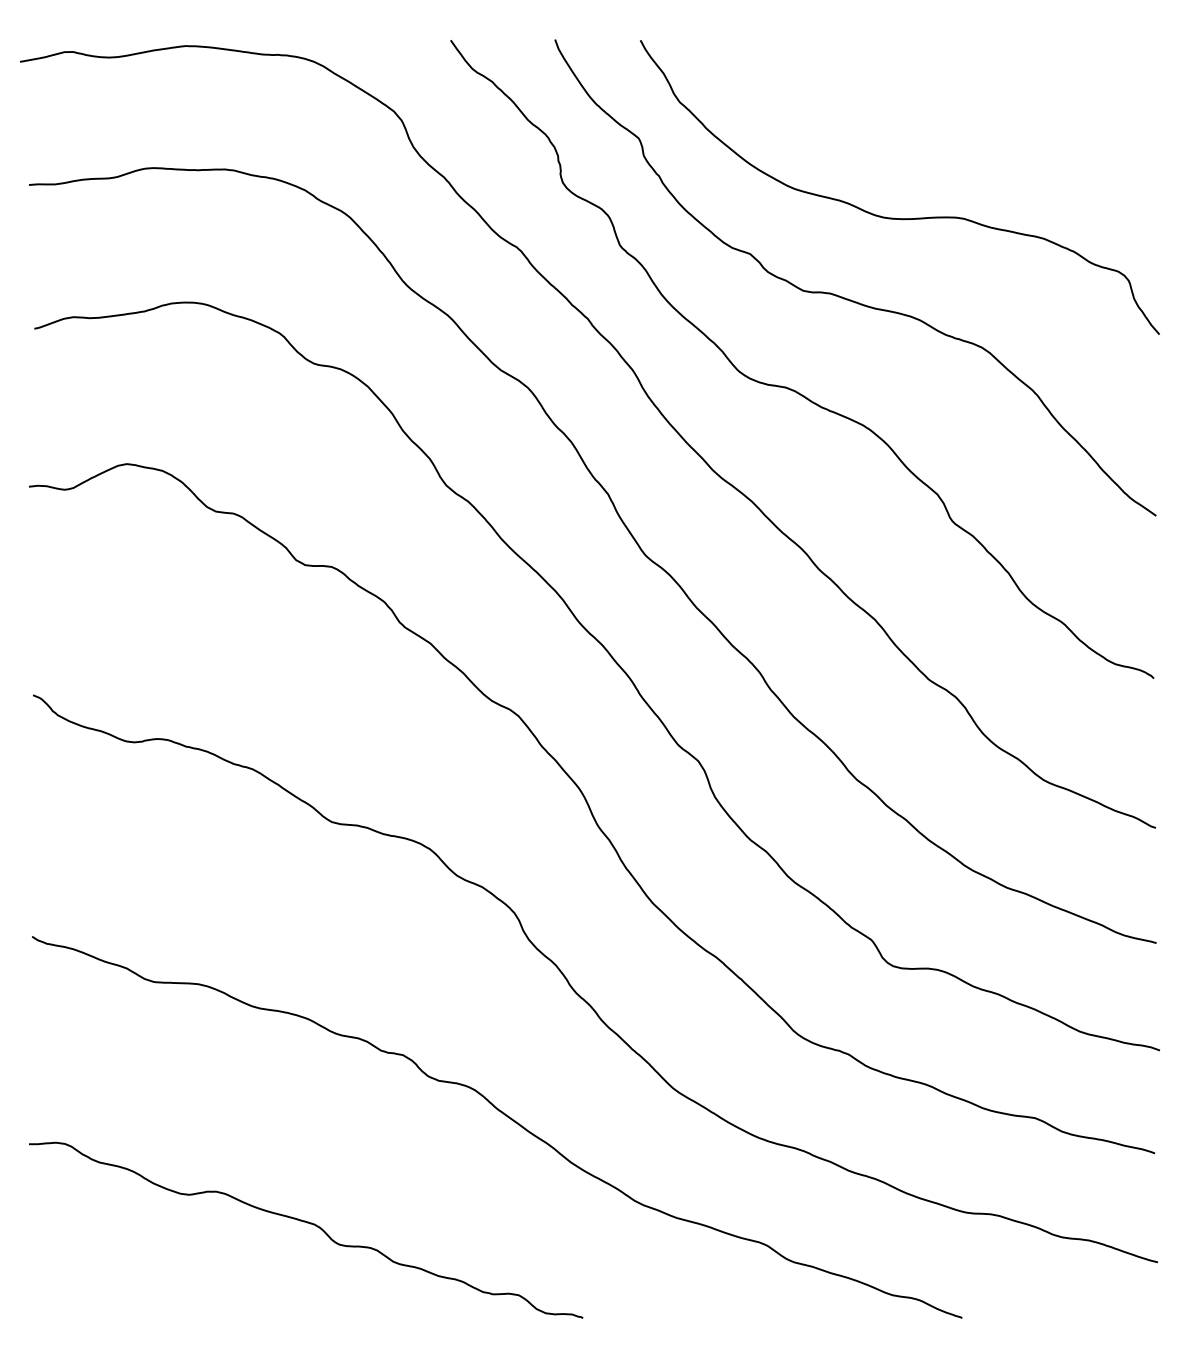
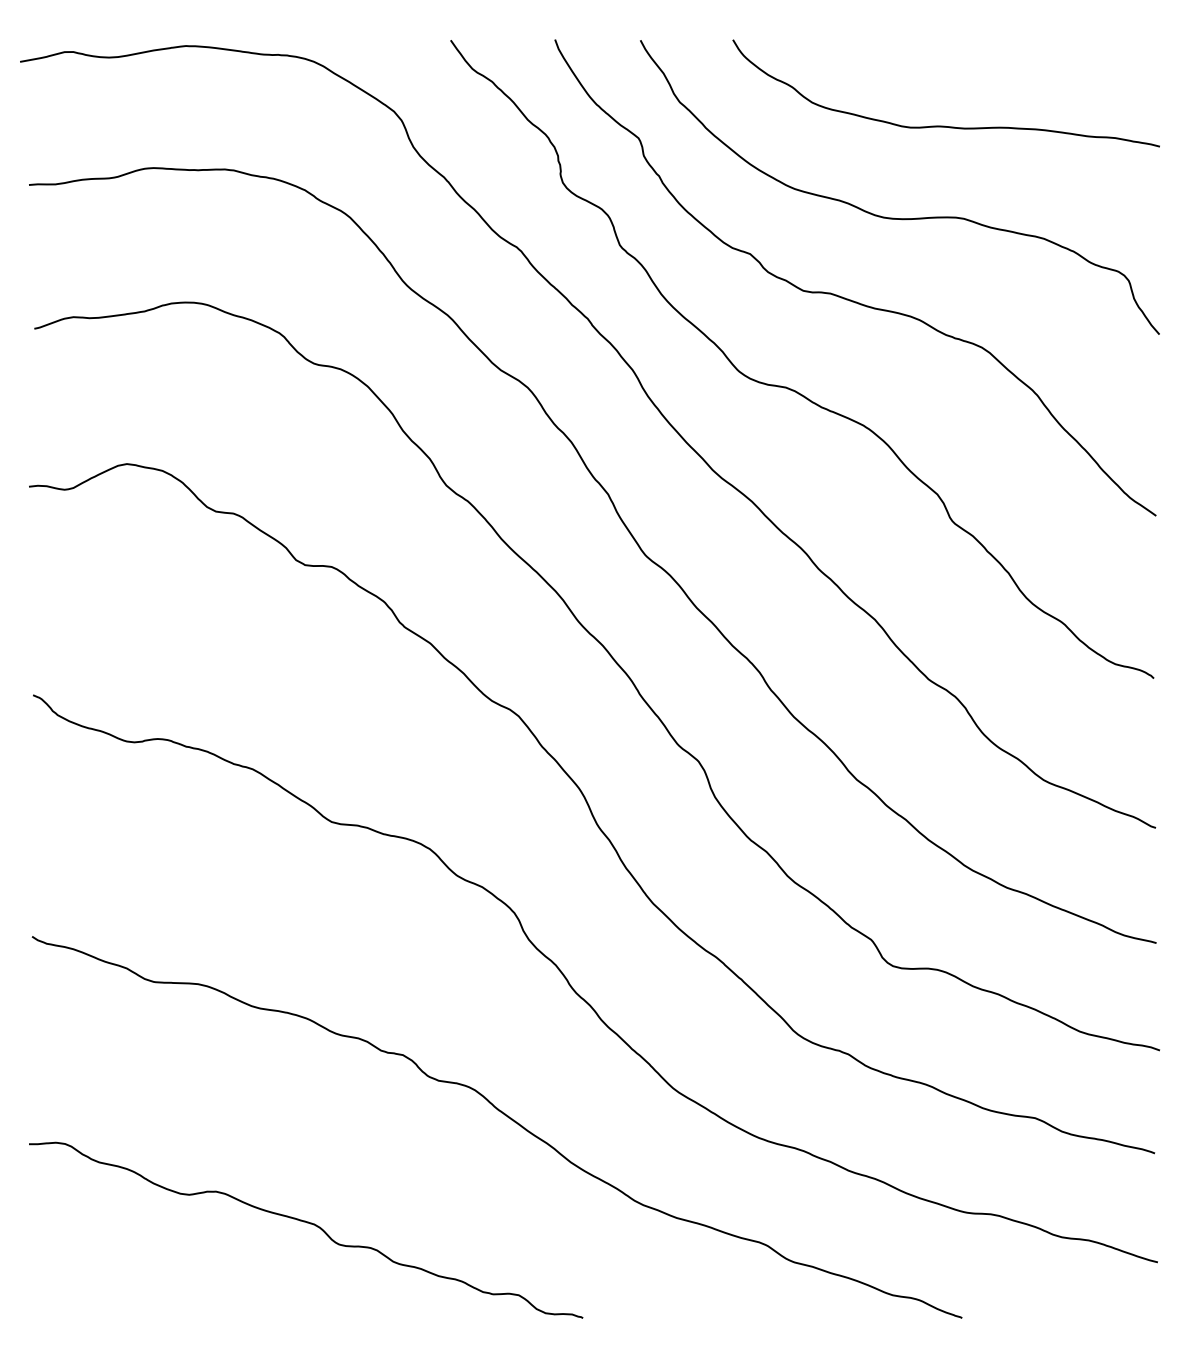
curve: none -> present (944, 125)
